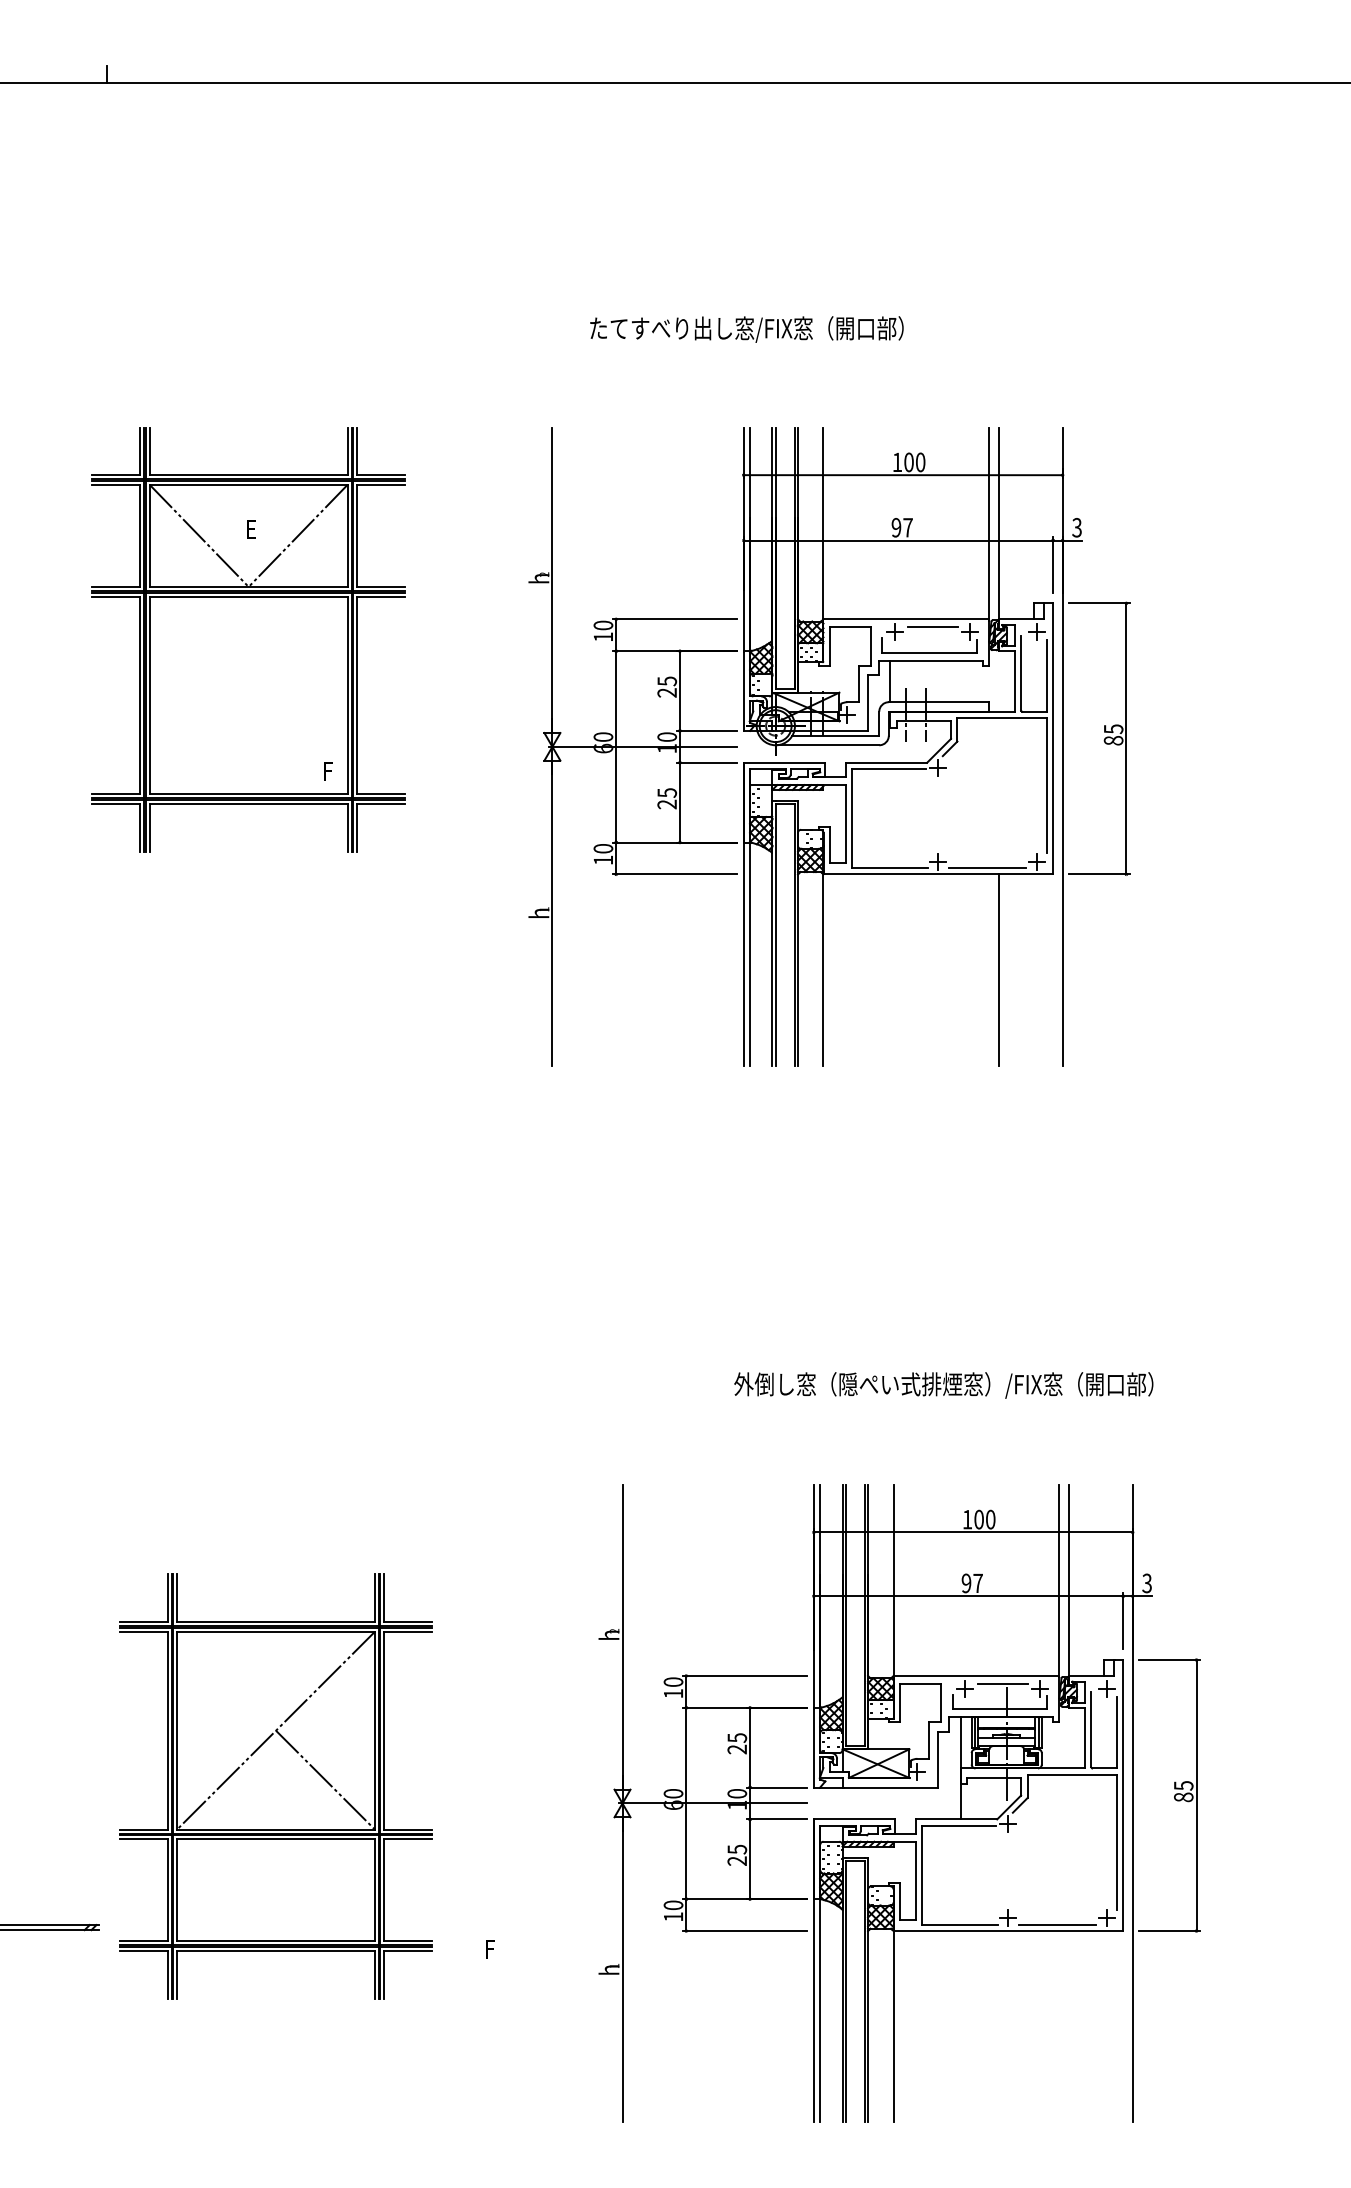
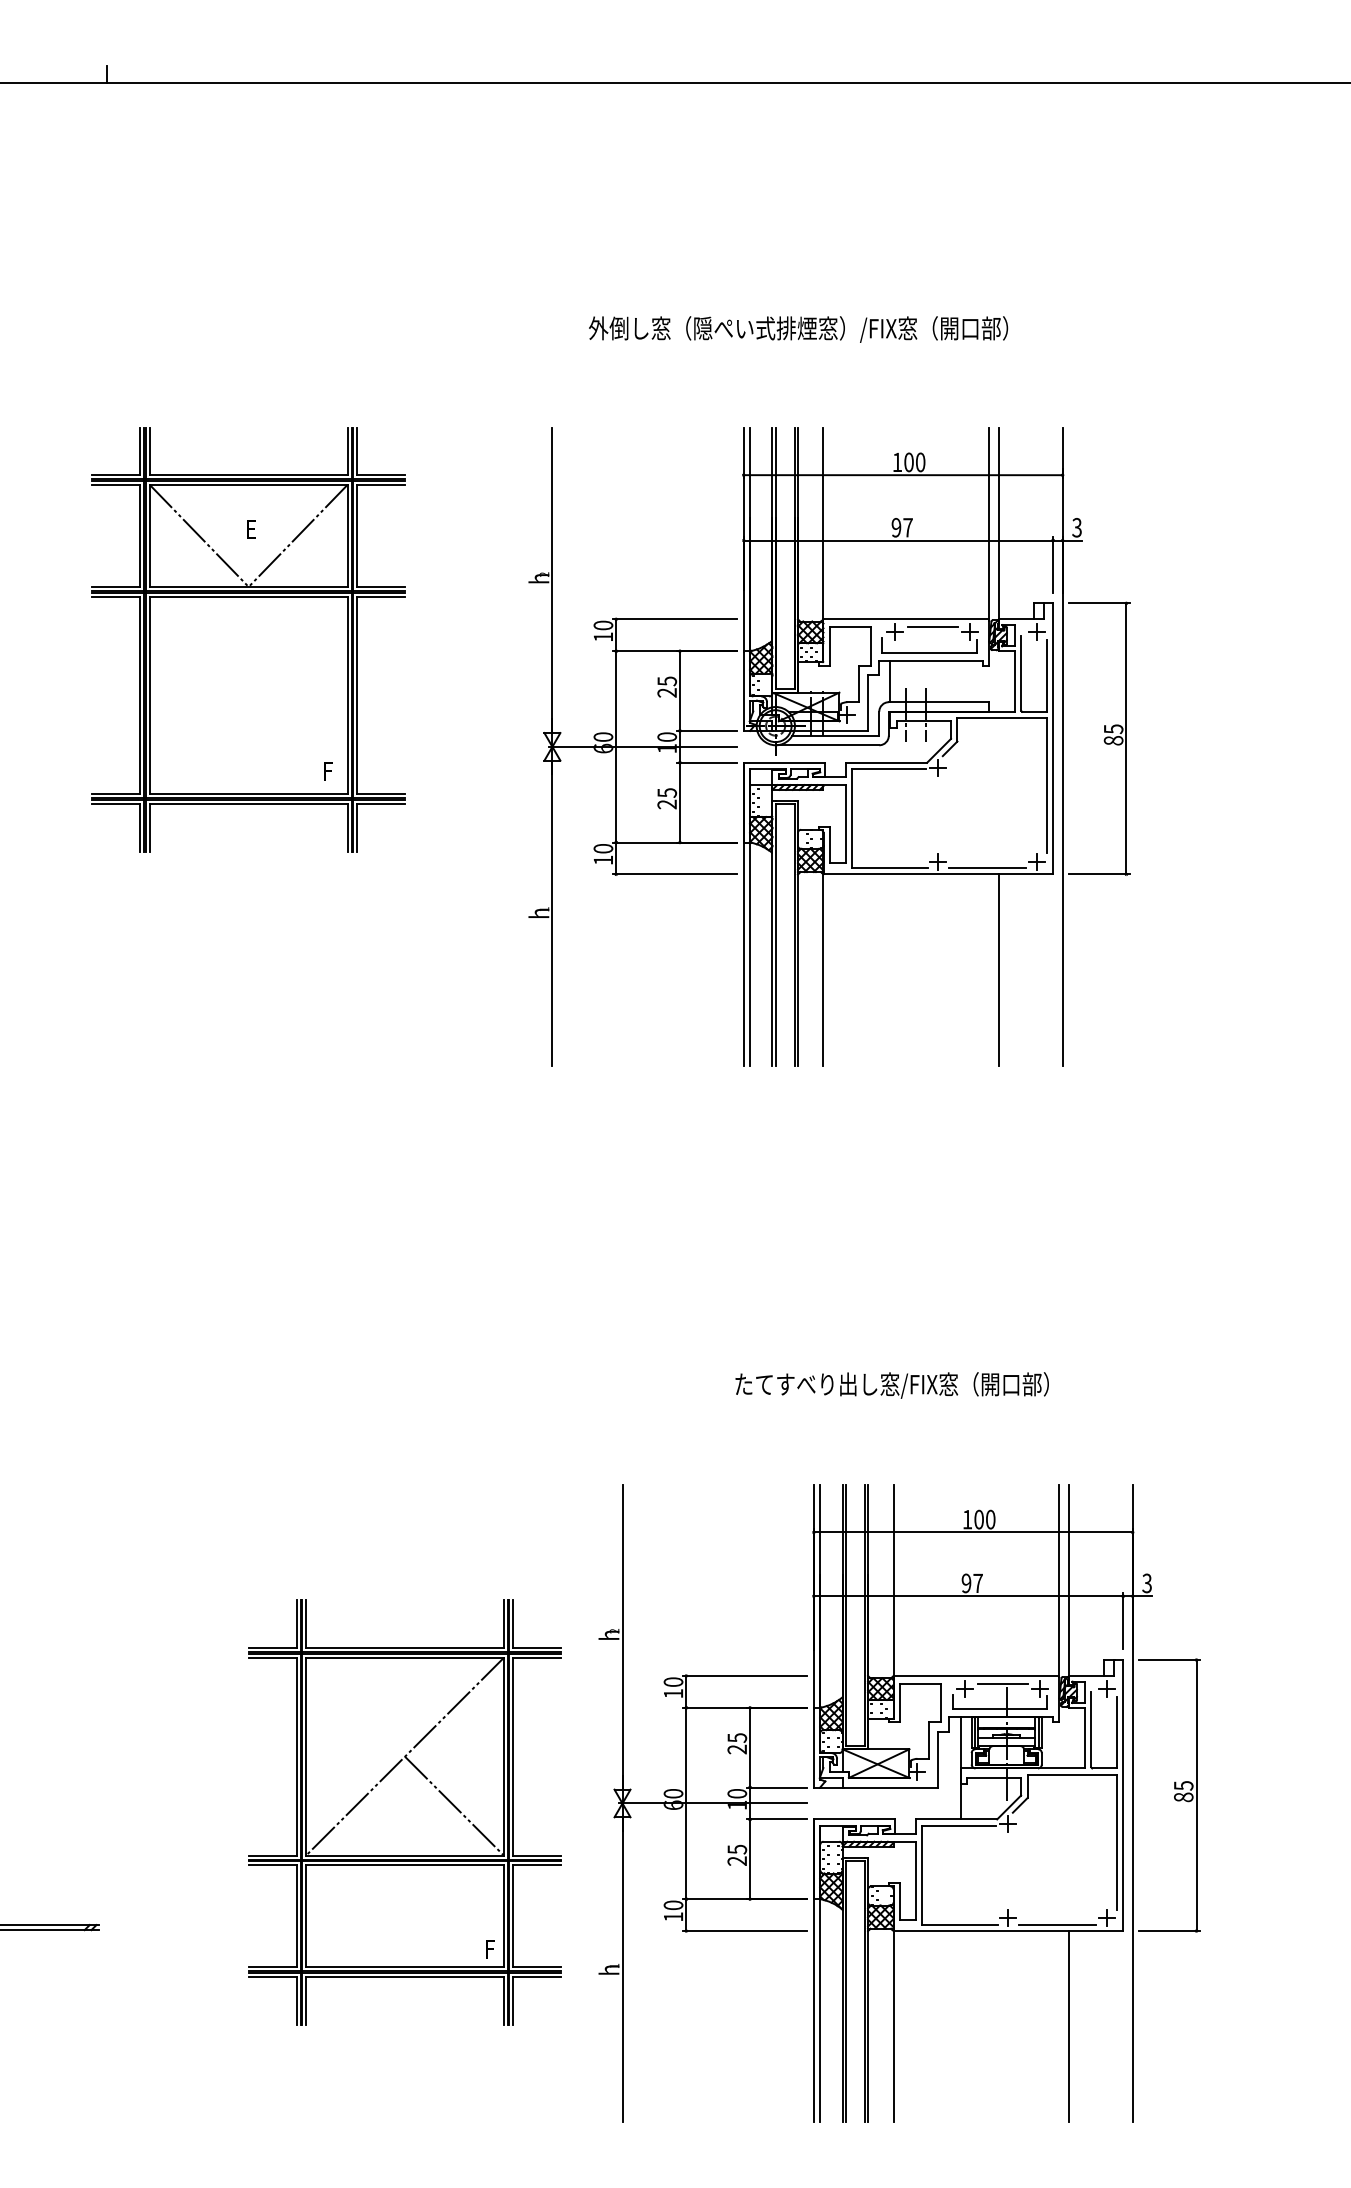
text: たてすべり出し窓/FIX窓（開口部） -> 外倒し窓（隠ぺい式排煙窓）/FIX窓（開口部） (798, 329)
text: 外倒し窓（隠ぺい式排煙窓）/FIX窓（開口部） -> たてすべり出し窓/FIX窓（開口部） (943, 1385)
part position: (275, 1786) -> (404, 1812) (404, 1812)
line: none -> present (1068, 2026)
